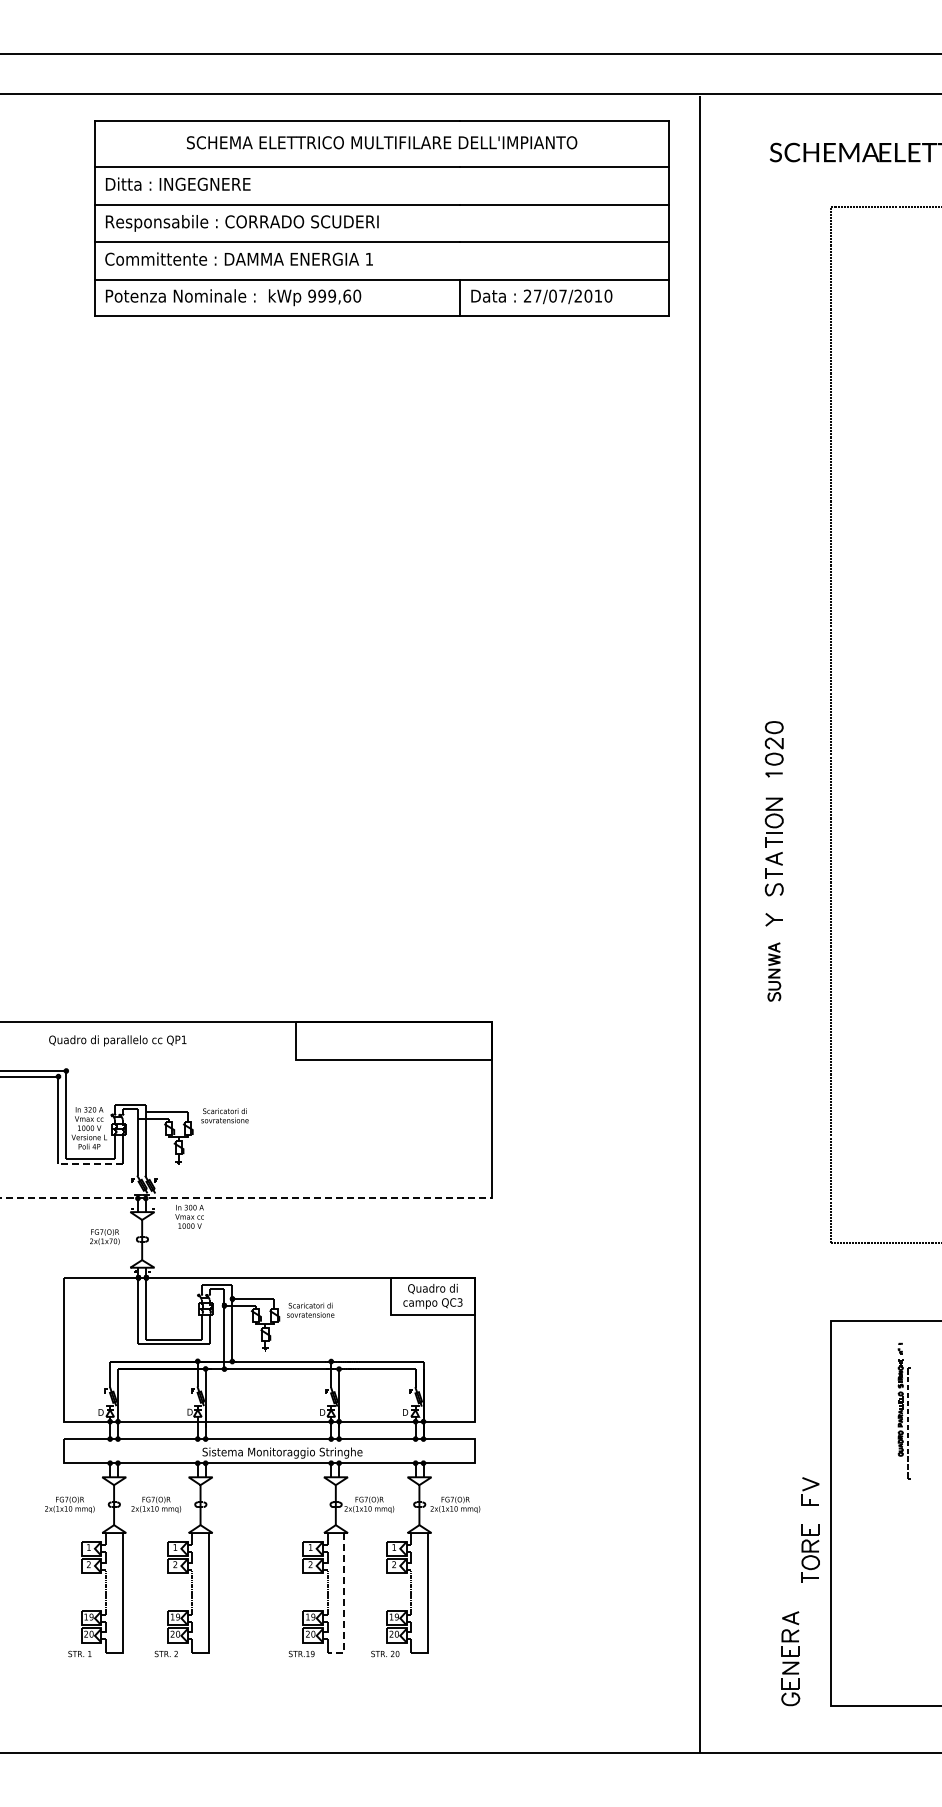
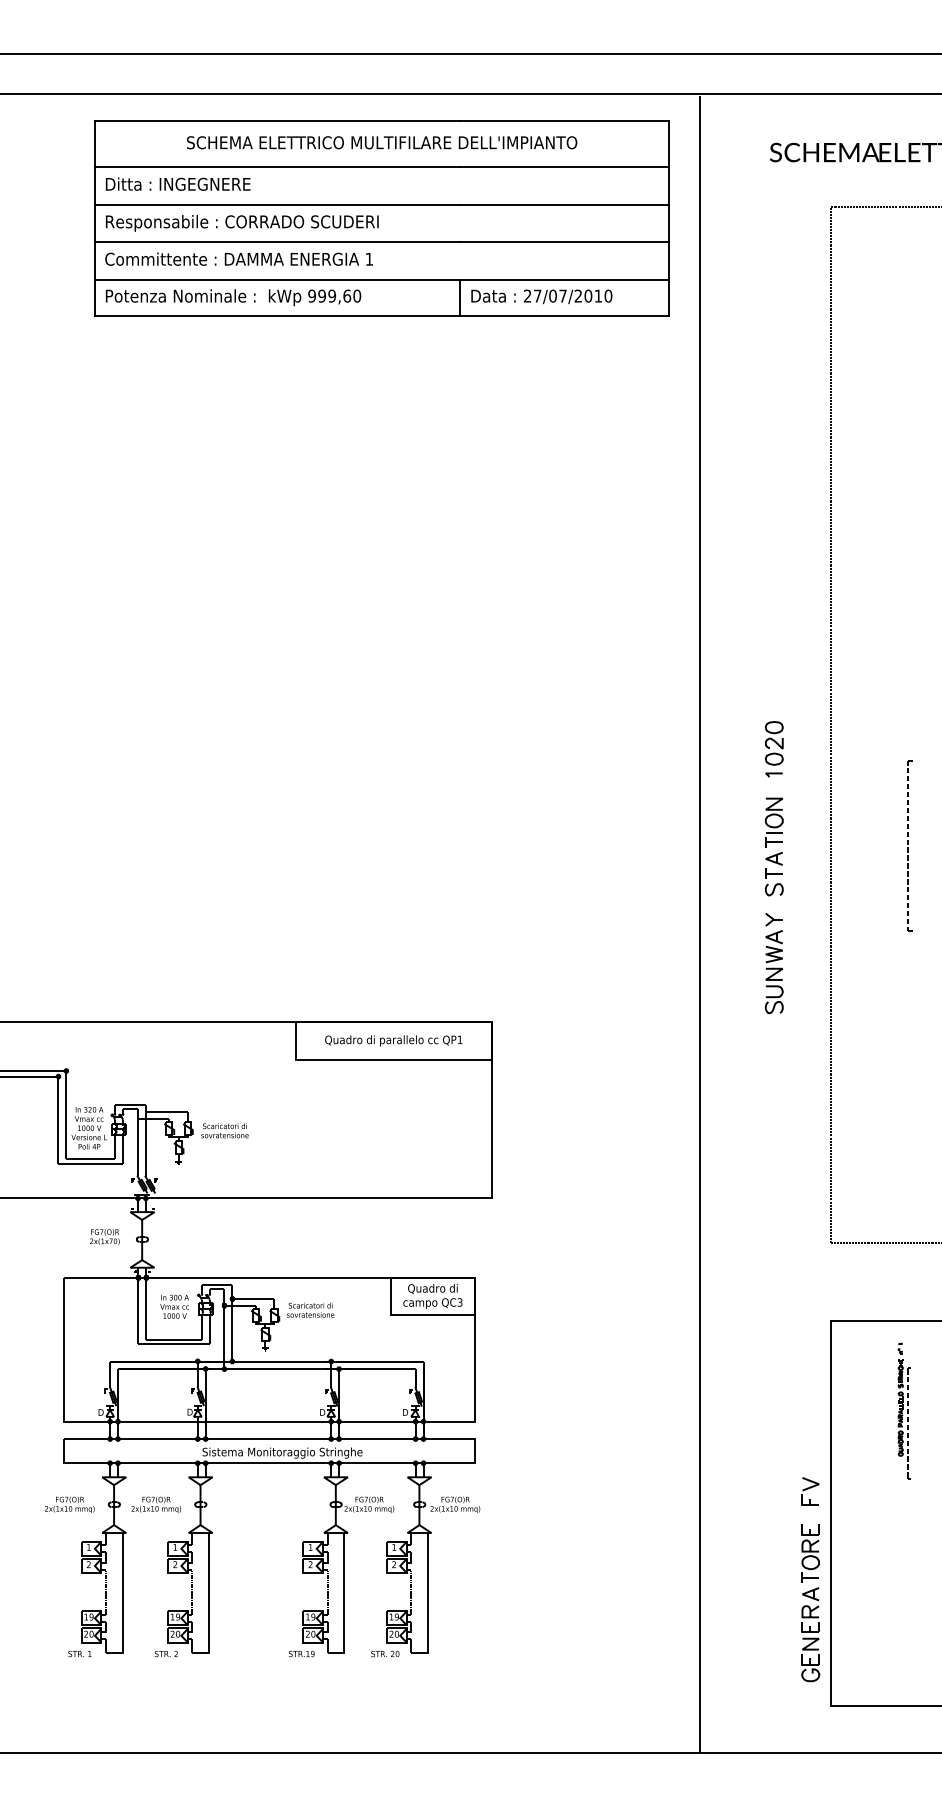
part: none -> present (909, 845)
part size: 15x60 px -> 19x84 px (774, 971)
text position: (117, 1040) -> (393, 1040) (393, 1040)
text position: (224, 1115) -> (224, 1130) (224, 1130)
line: dashed -> solid (90, 1163)
line: dashed -> solid (246, 1198)
text position: (189, 1216) -> (174, 1306) (174, 1306)
line: dashed -> solid (344, 1602)
part position: (790, 1658) -> (810, 1634) (810, 1634)
